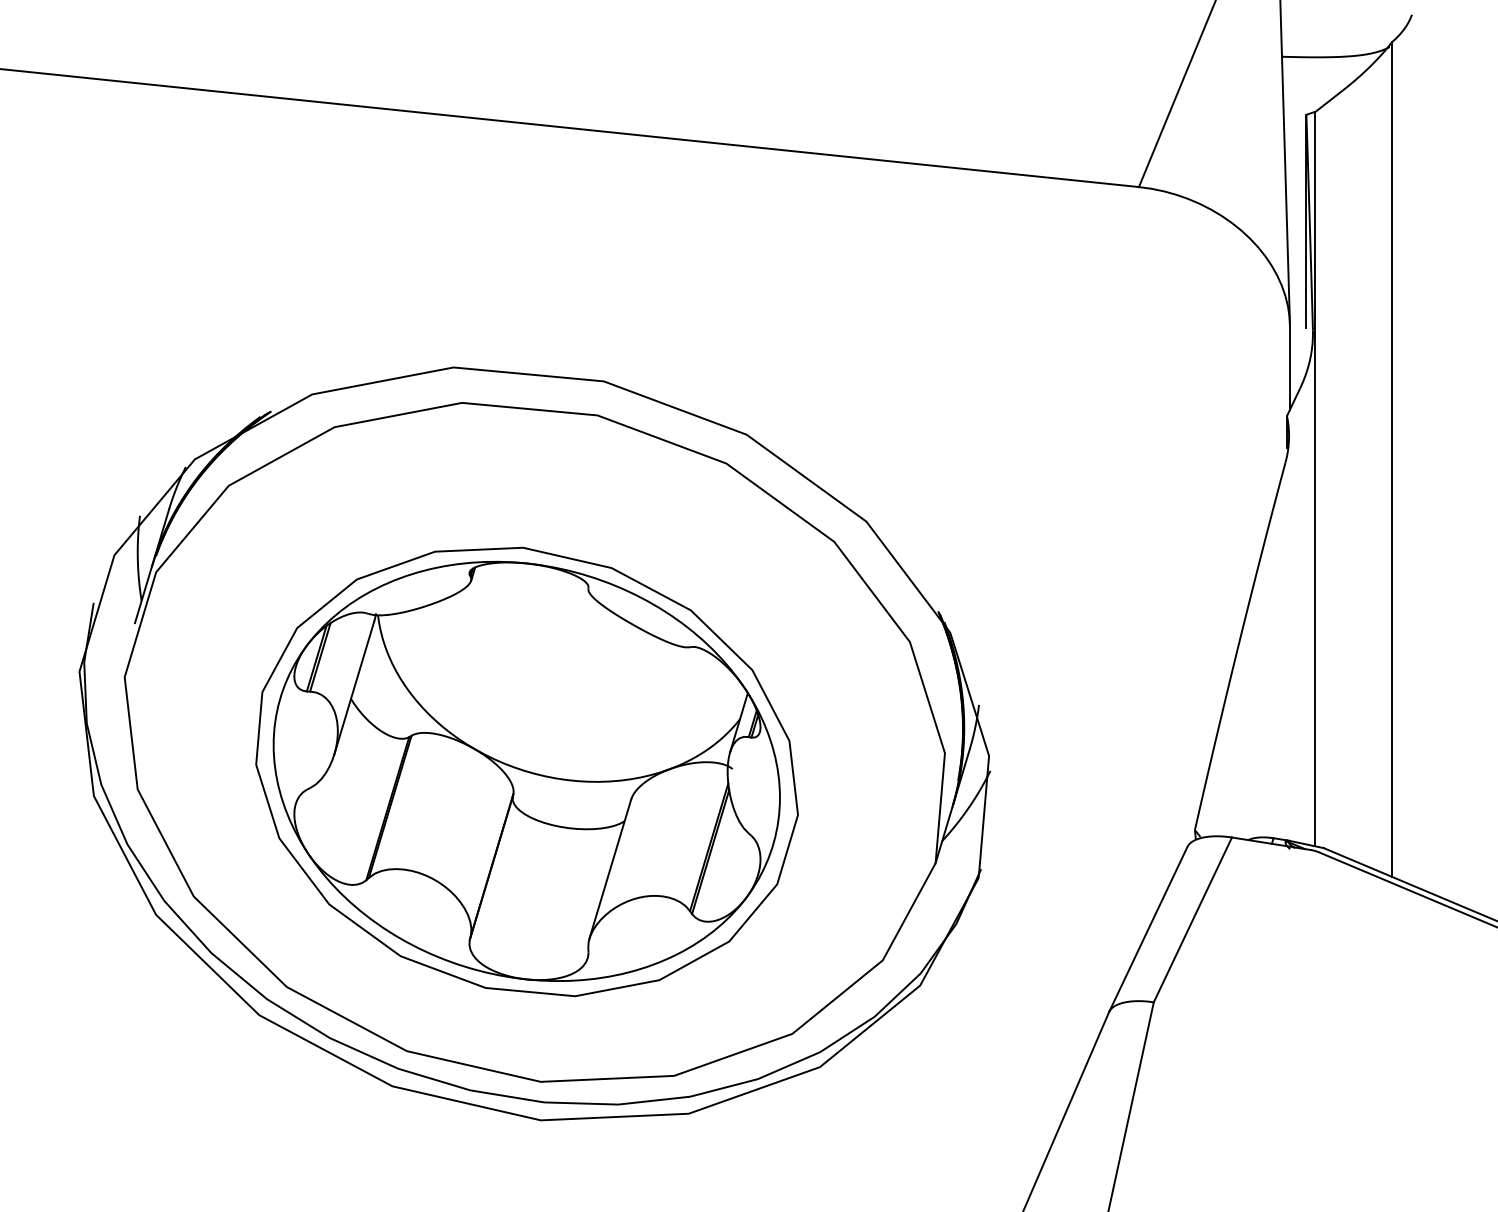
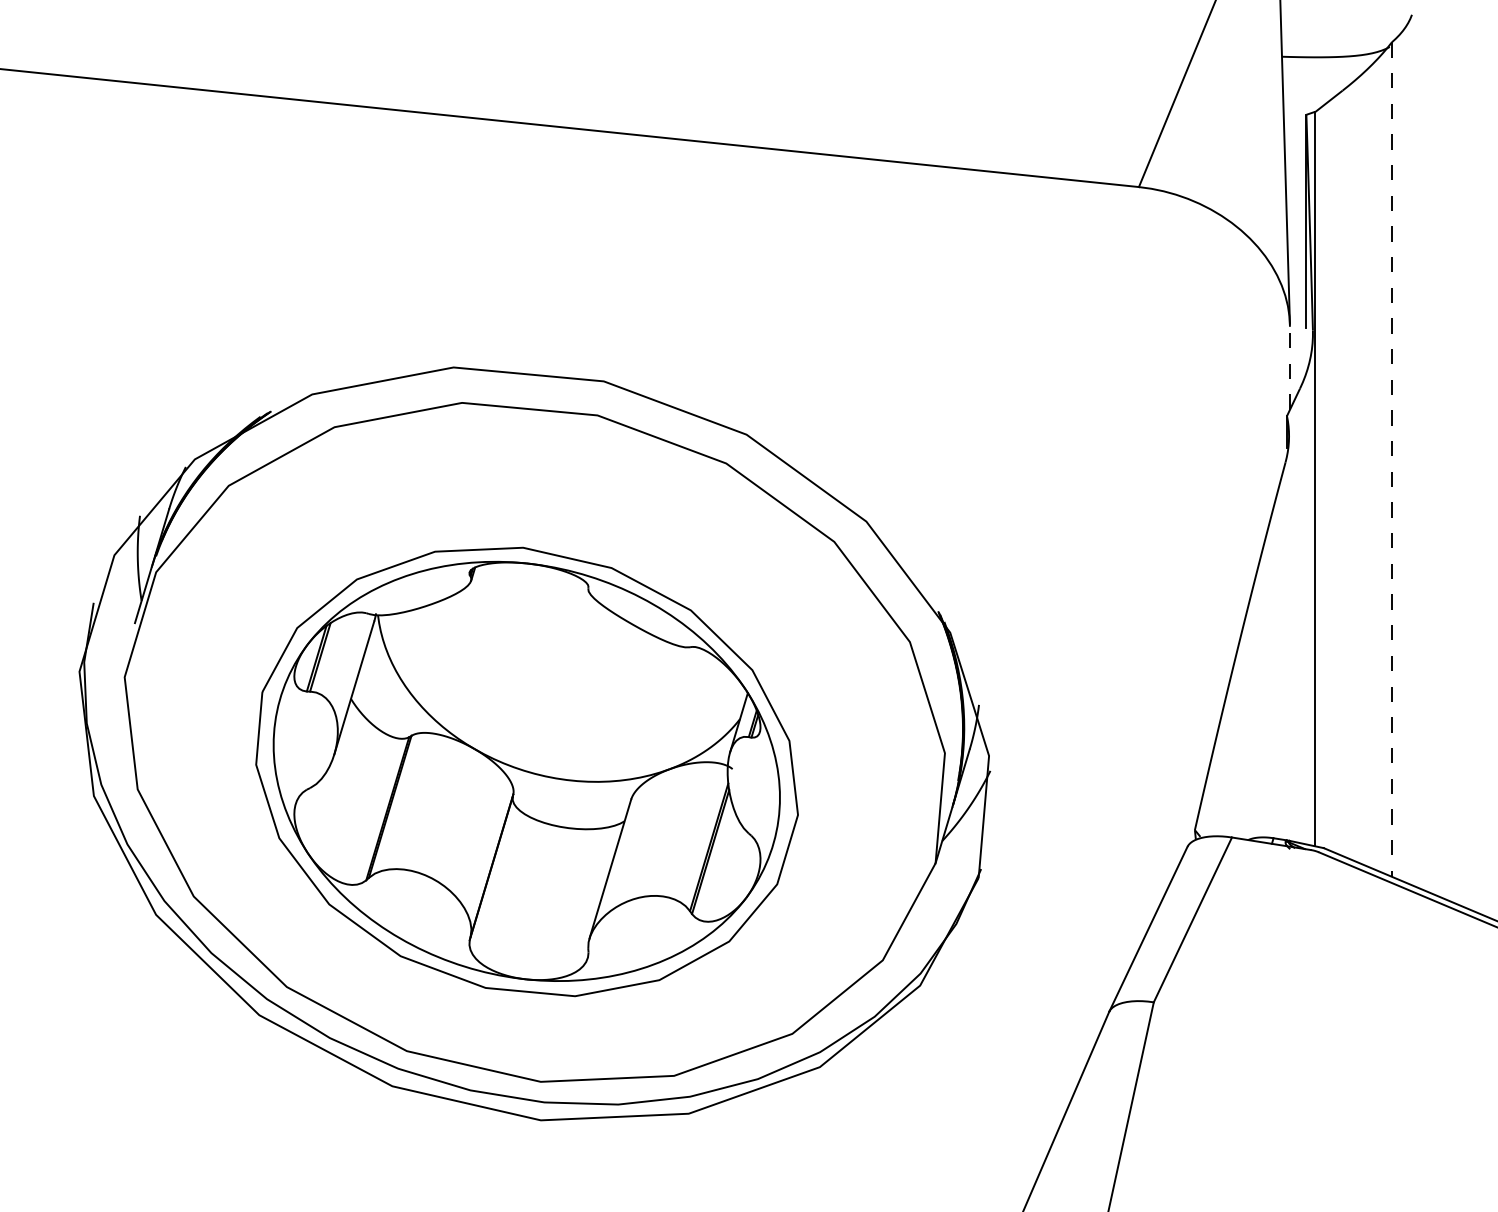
line: solid -> dashed (1289, 368)
line: solid -> dashed (1391, 460)
